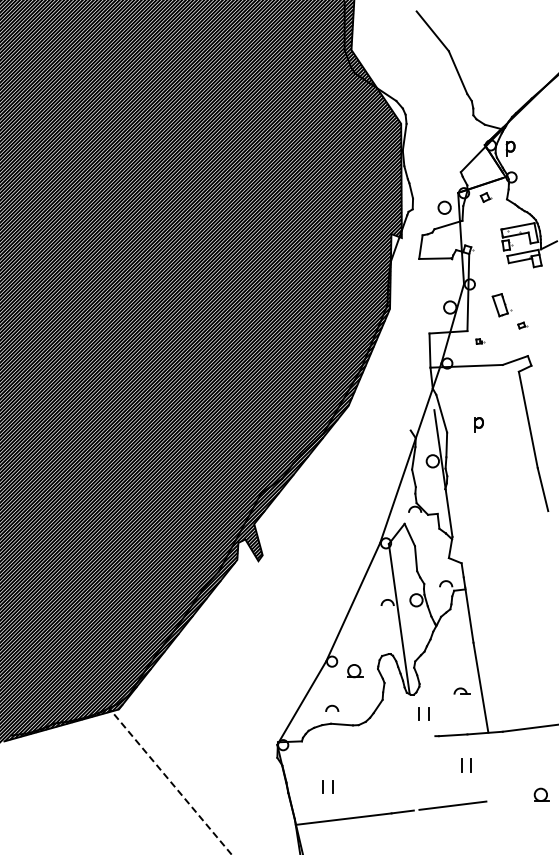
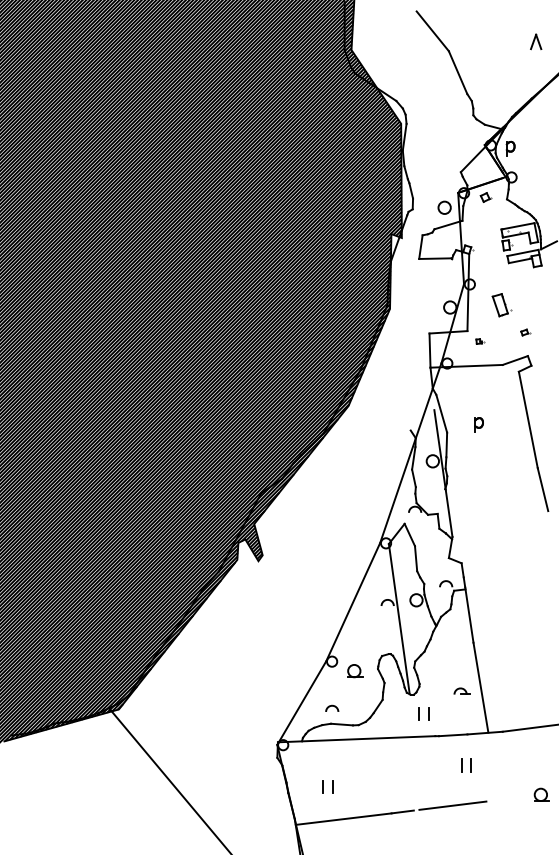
part: none -> present (536, 41)
part position: (522, 325) -> (525, 332) (525, 332)
line: none -> present (369, 738)
line: dashed -> solid (169, 780)
